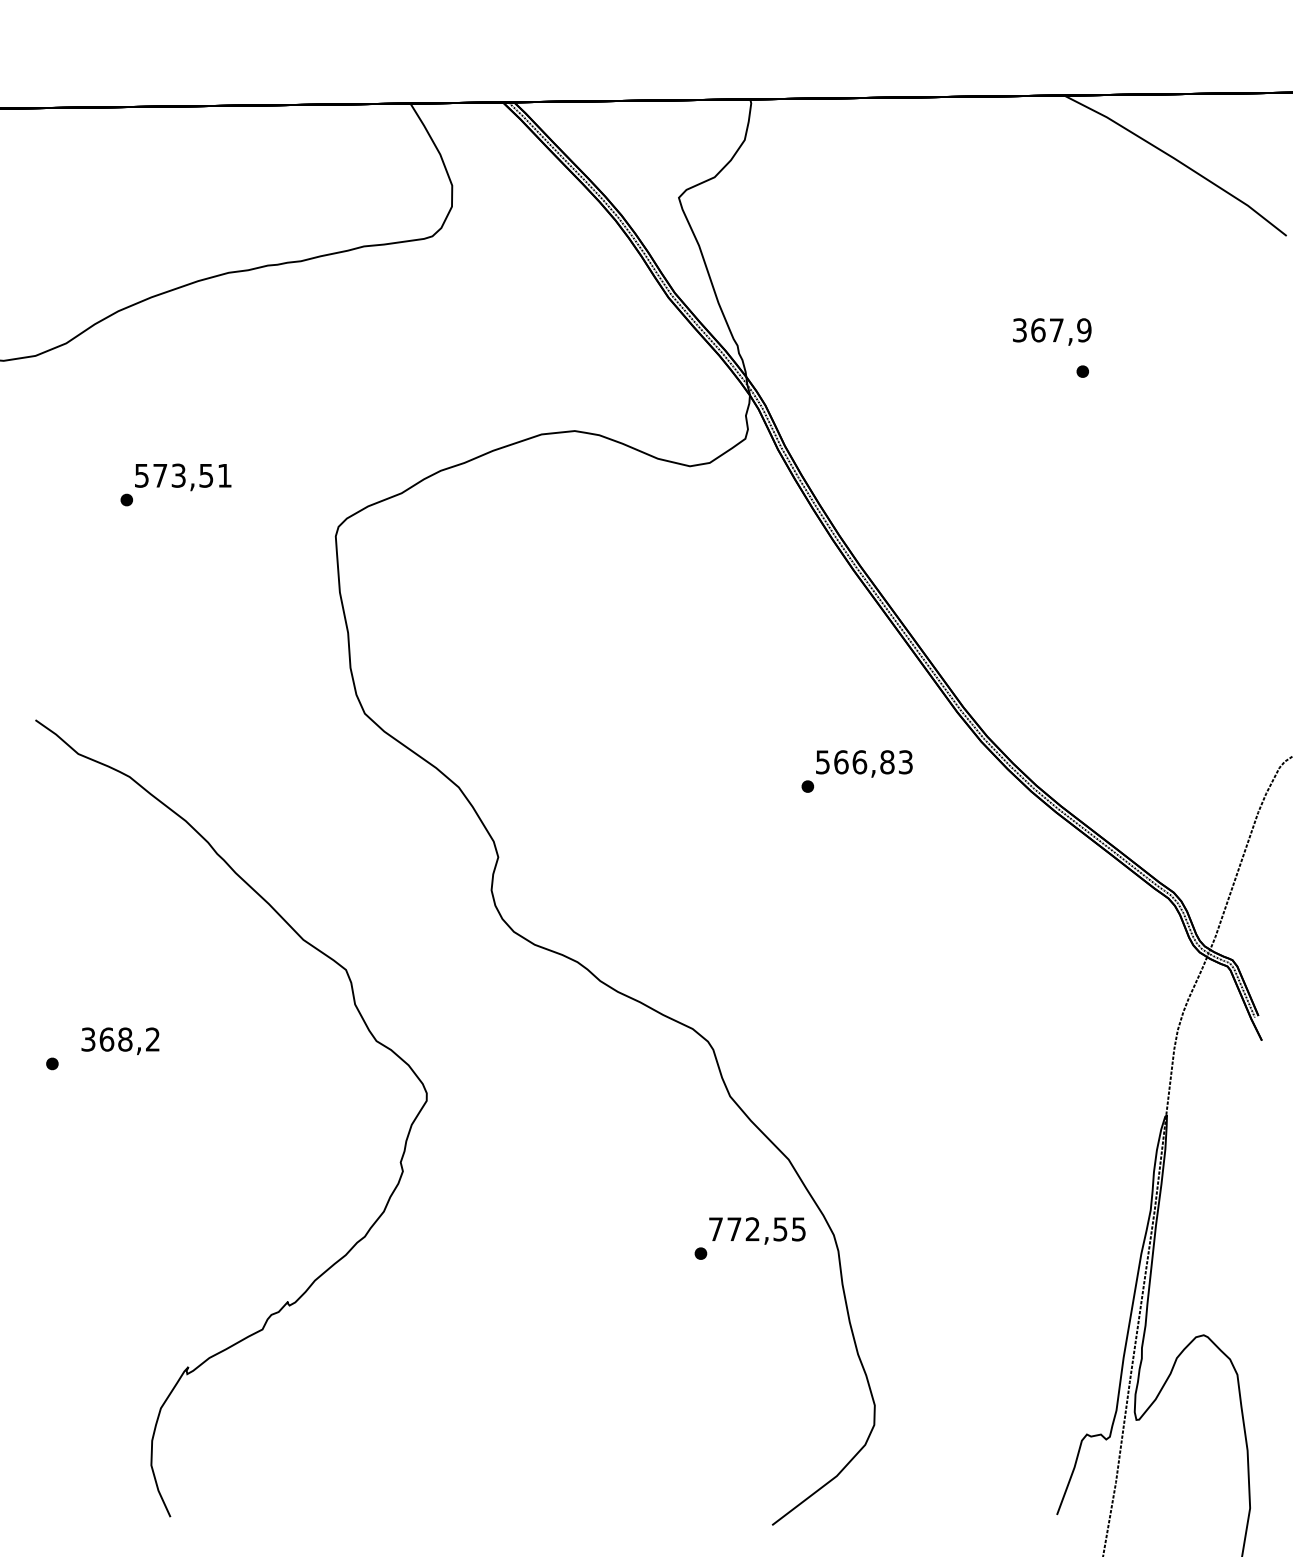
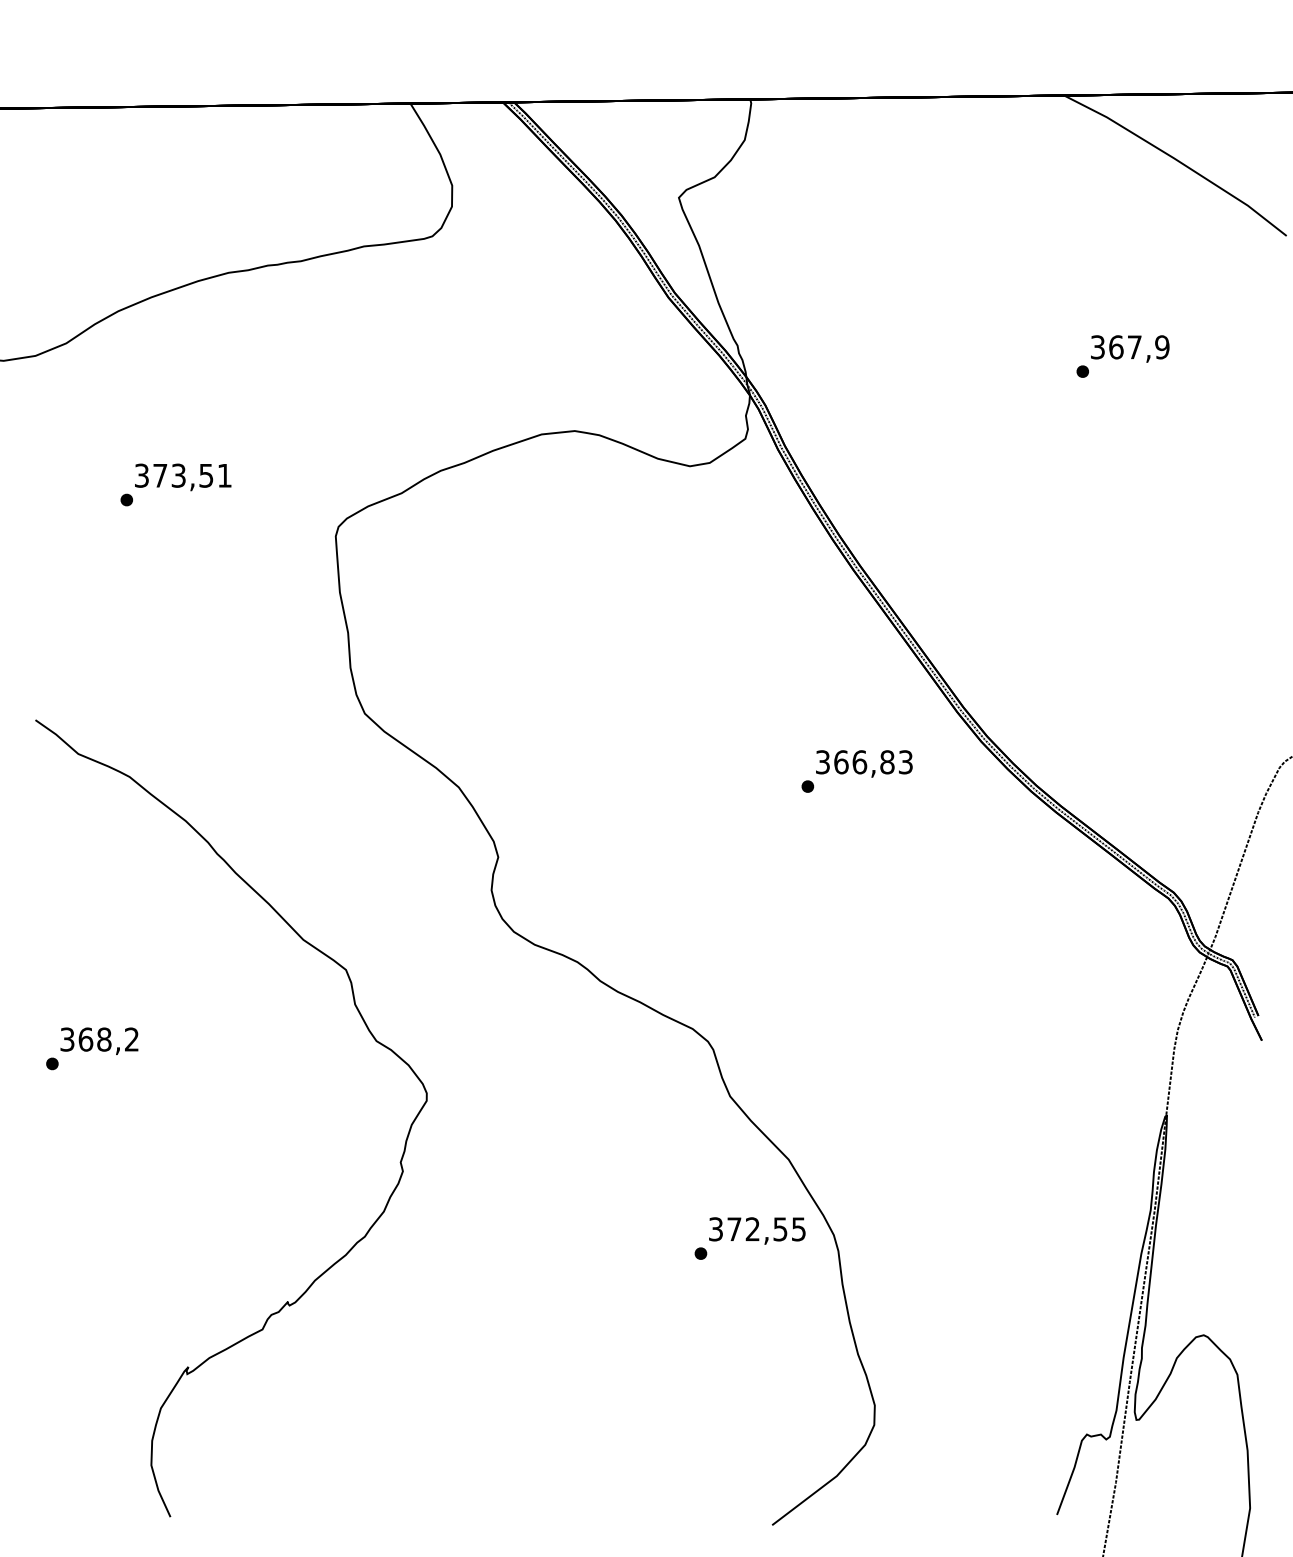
text position: (1052, 331) -> (1130, 348) (1130, 348)
text: 573,51 -> 373,51 (141, 475)
text: 566,83 -> 366,83 (822, 761)
text position: (120, 1040) -> (99, 1040) (99, 1040)
text: 772,55 -> 372,55 (715, 1229)
